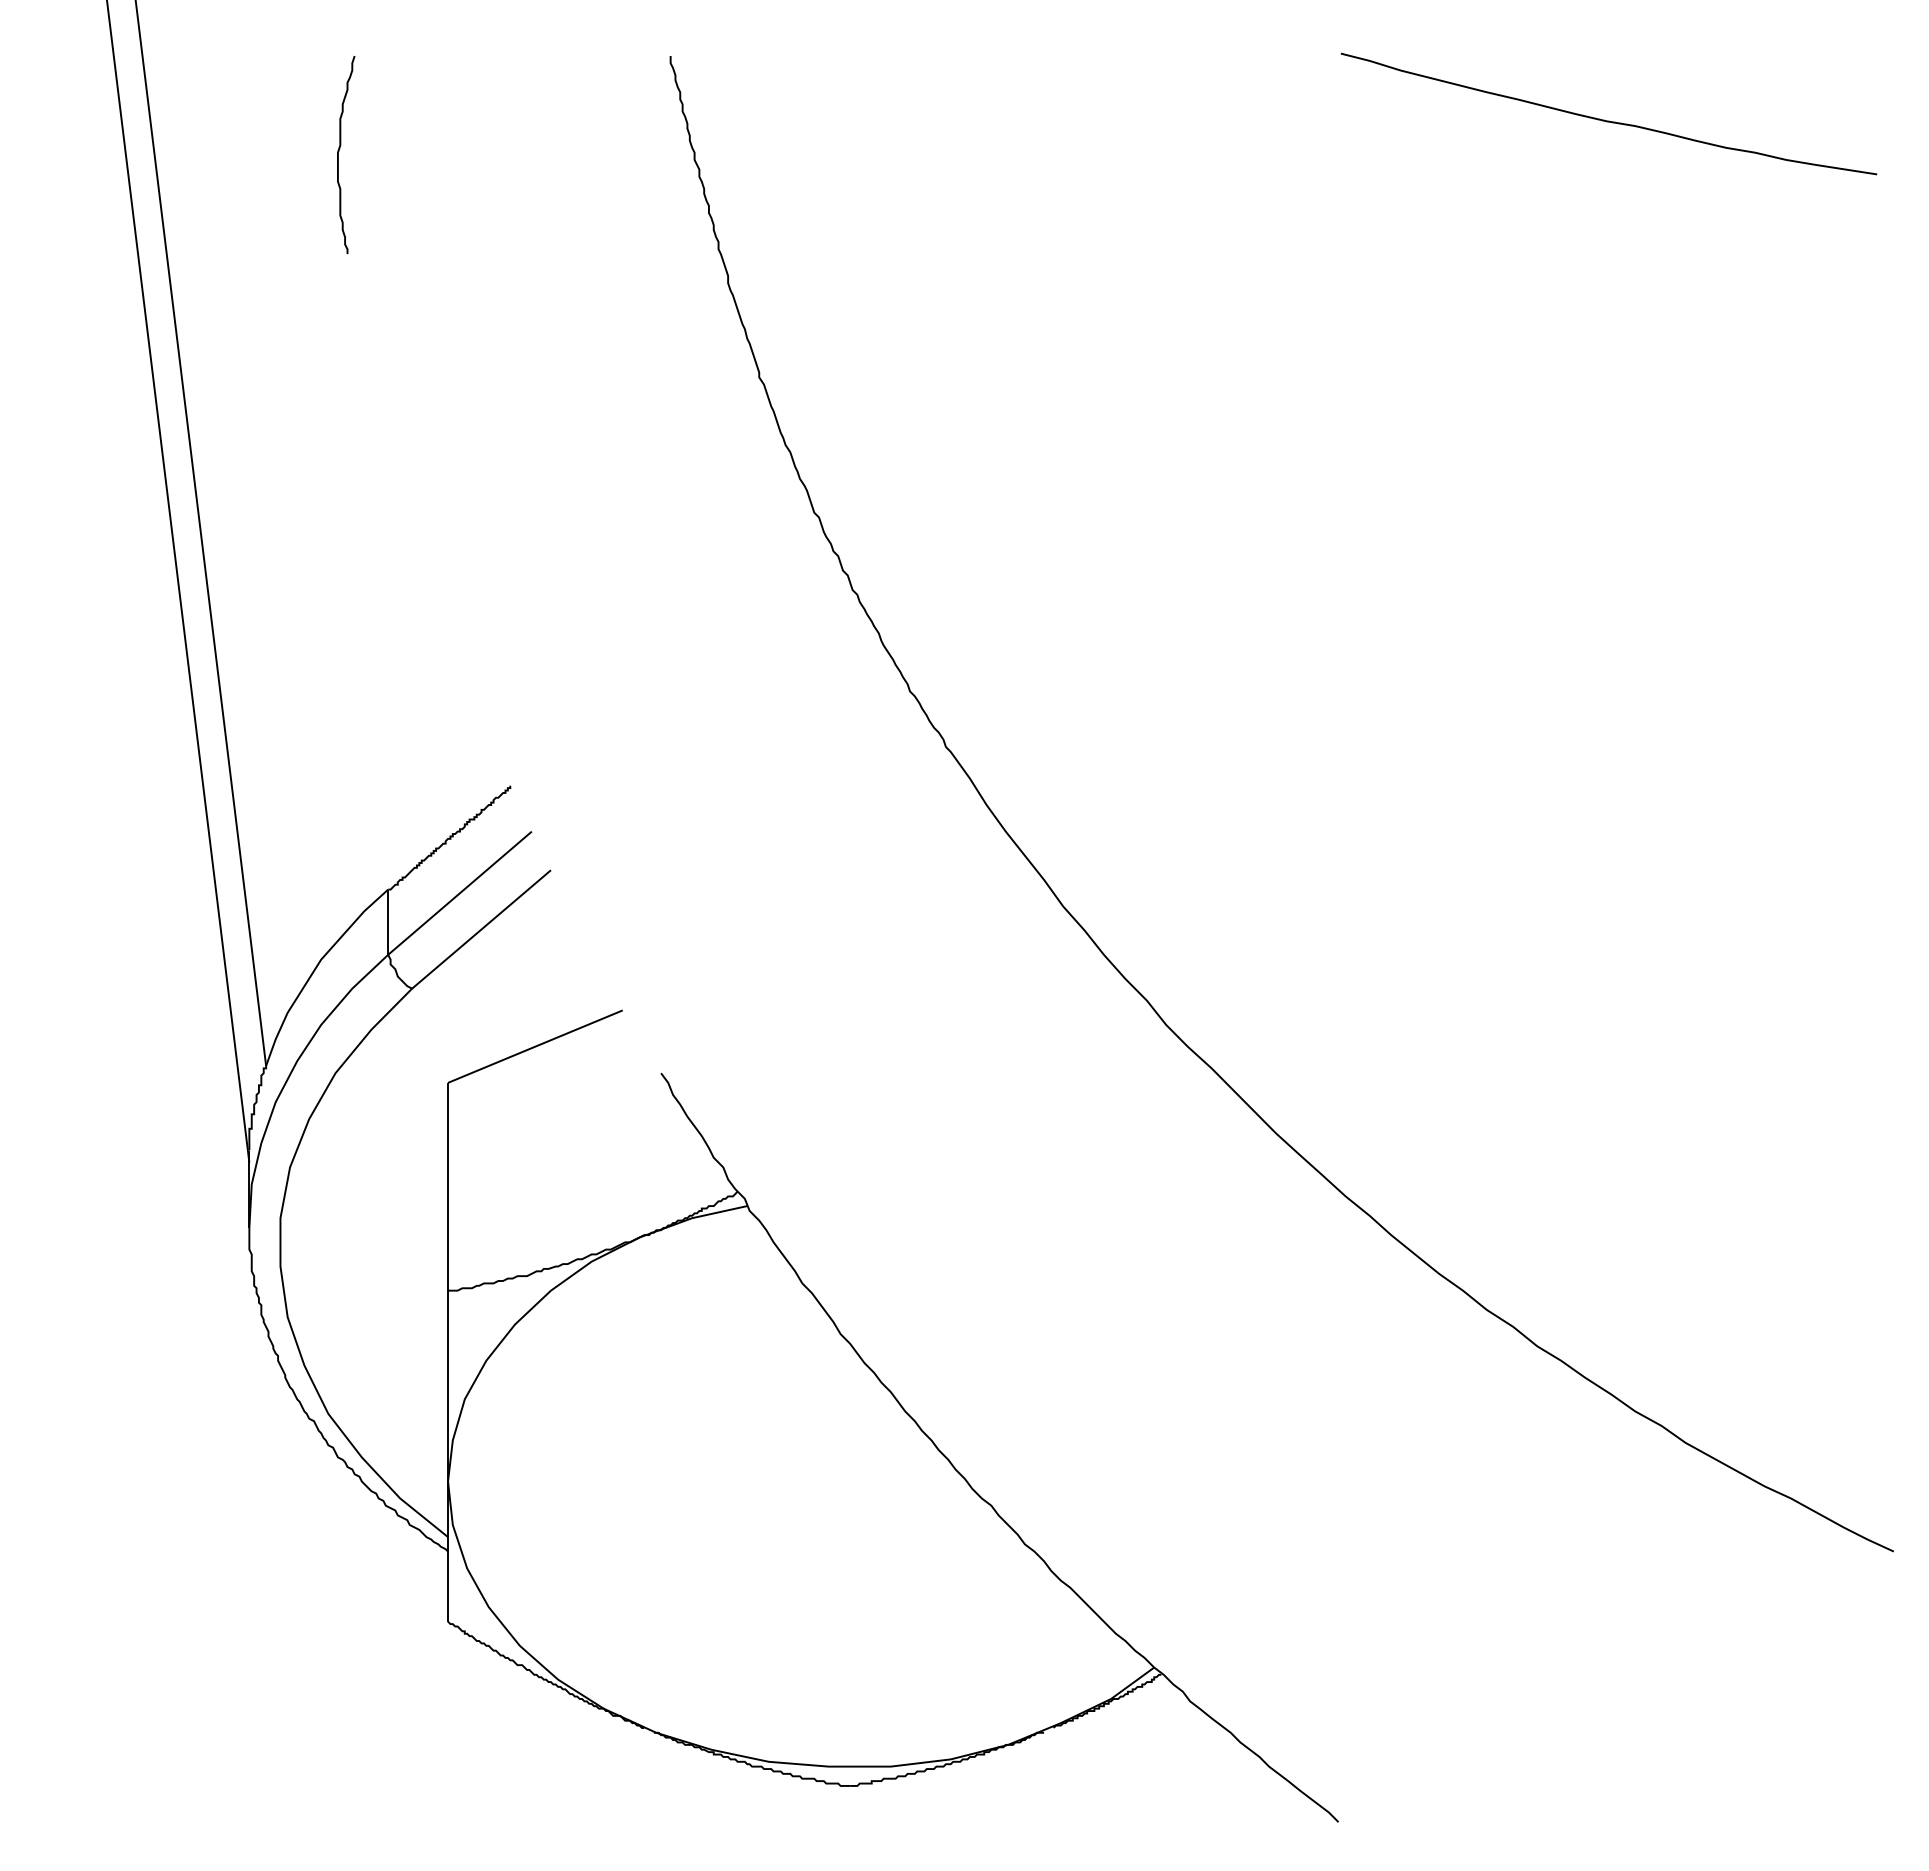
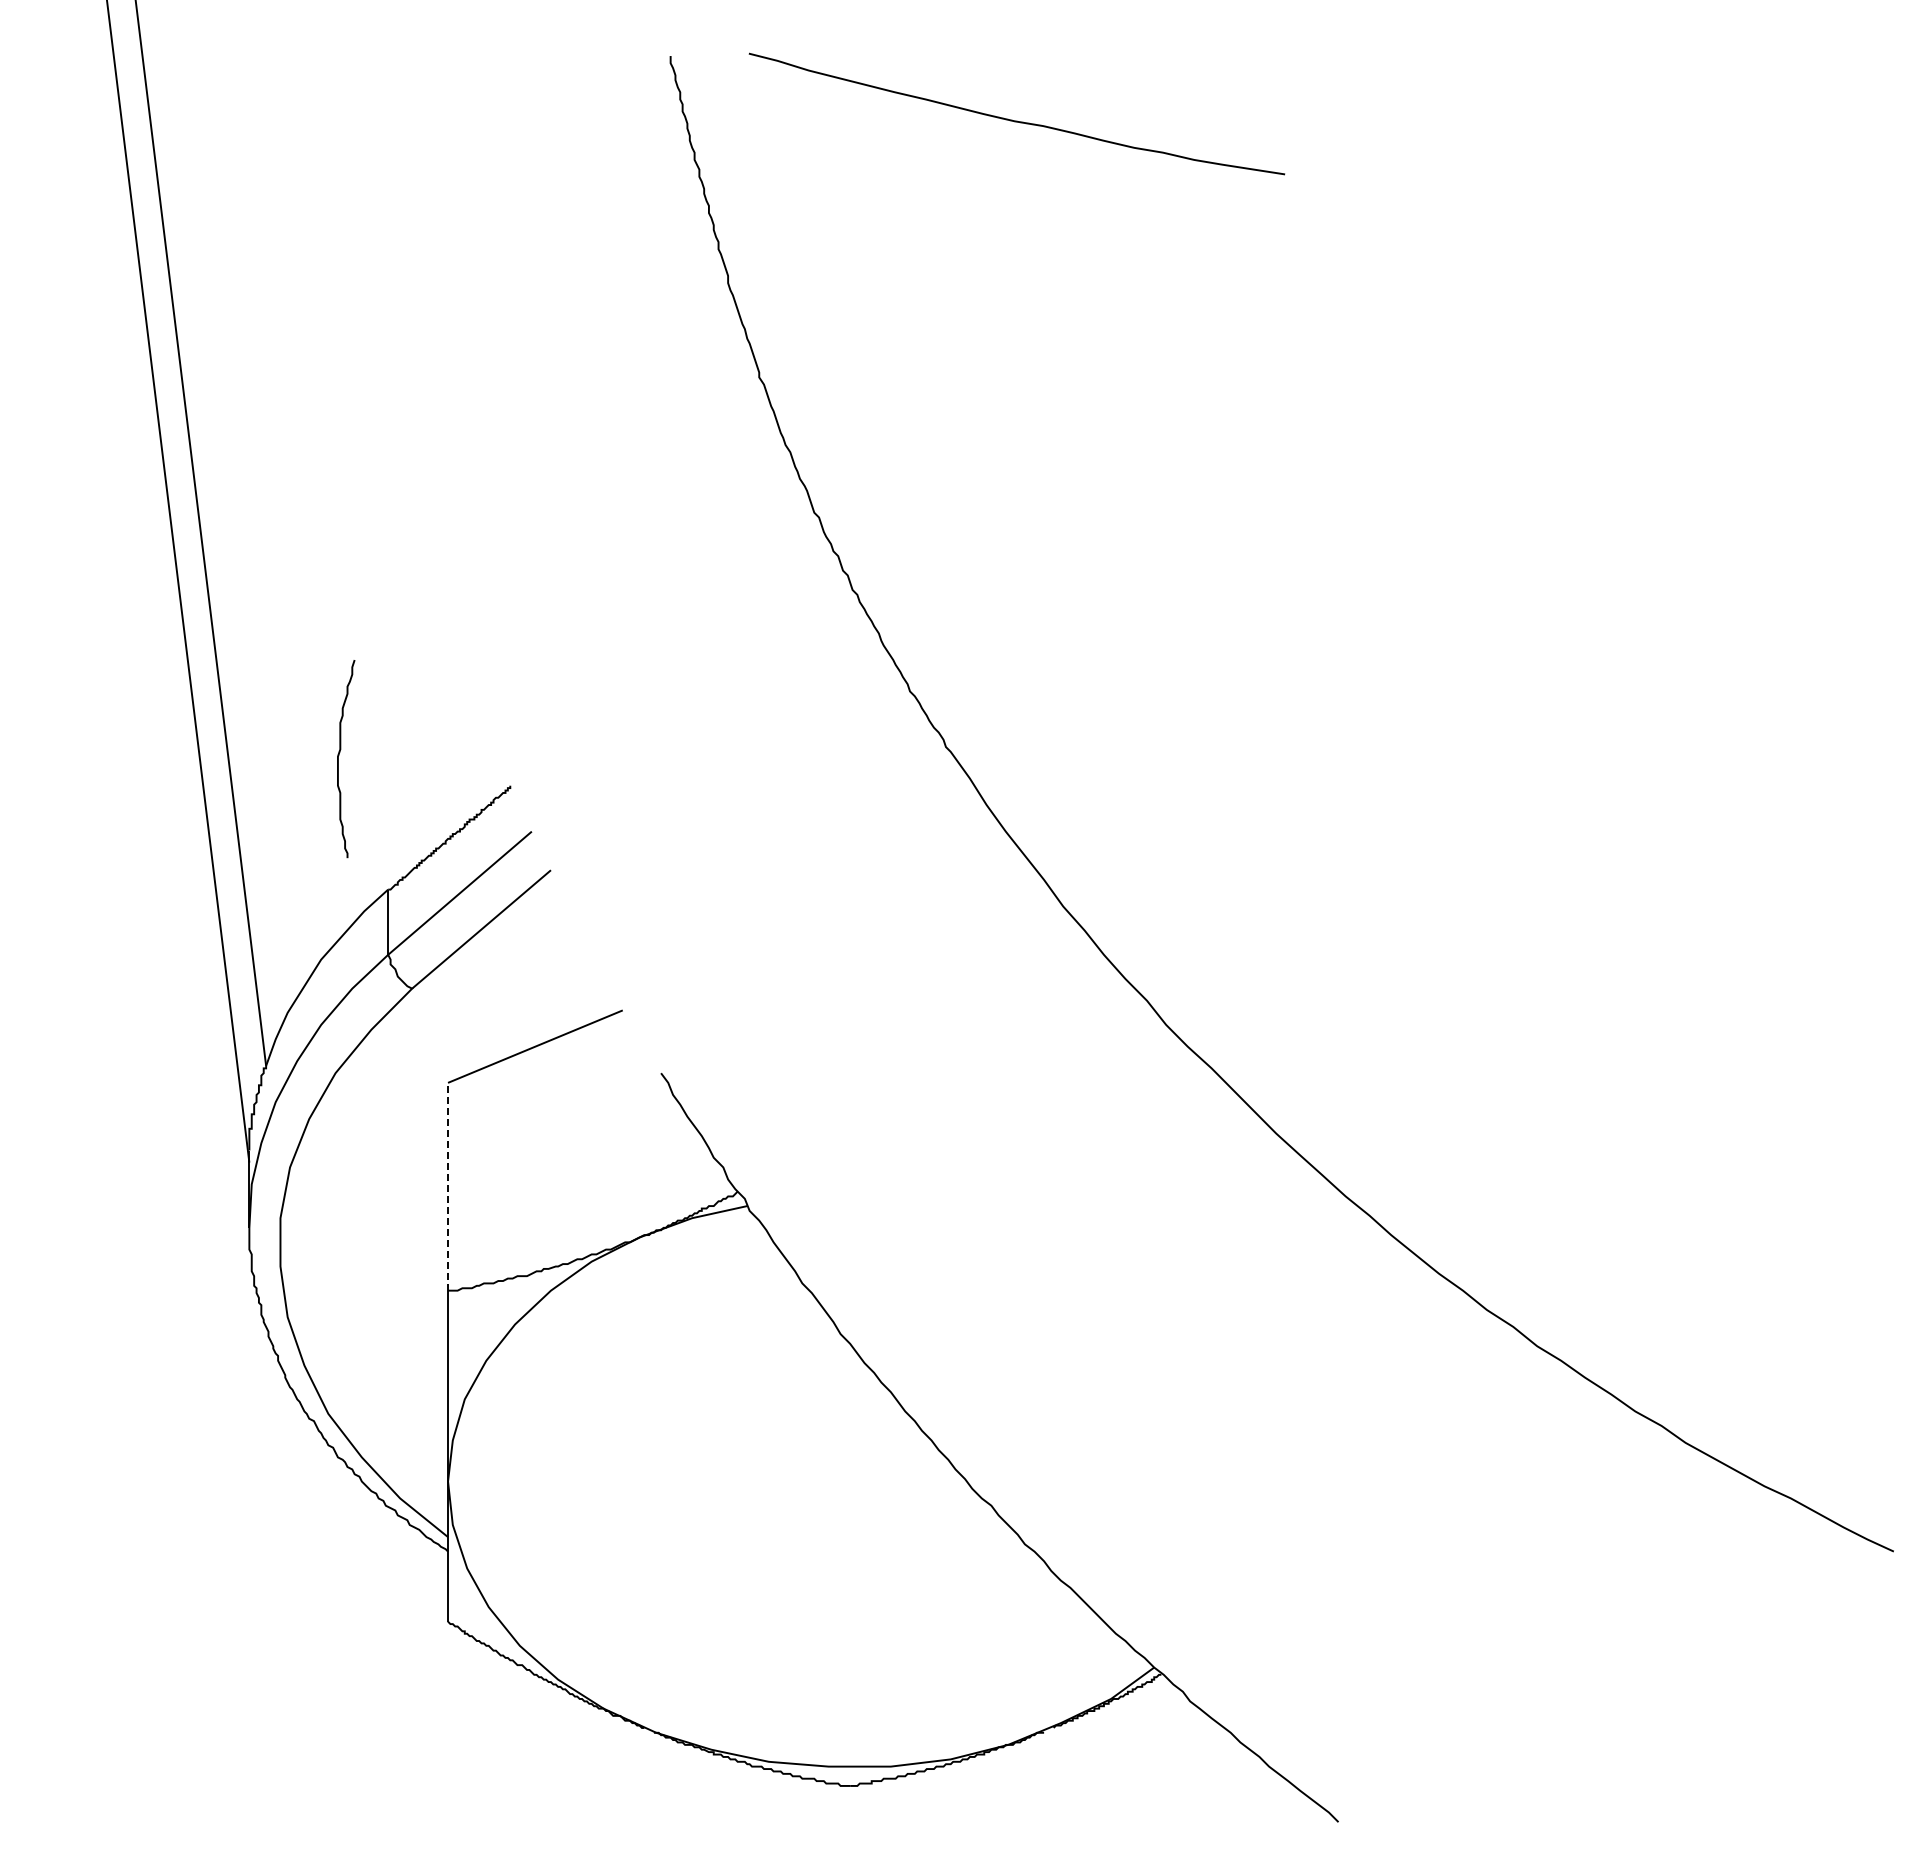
curve position: (1608, 120) -> (1016, 120) (1016, 120)
curve position: (338, 155) -> (338, 759) (338, 759)
line: solid -> dashed (448, 1186)
